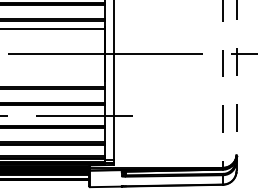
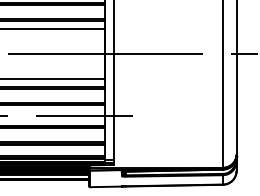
line: none -> present (53, 79)
line: dashed -> solid (223, 84)
line: dashed -> solid (236, 85)
